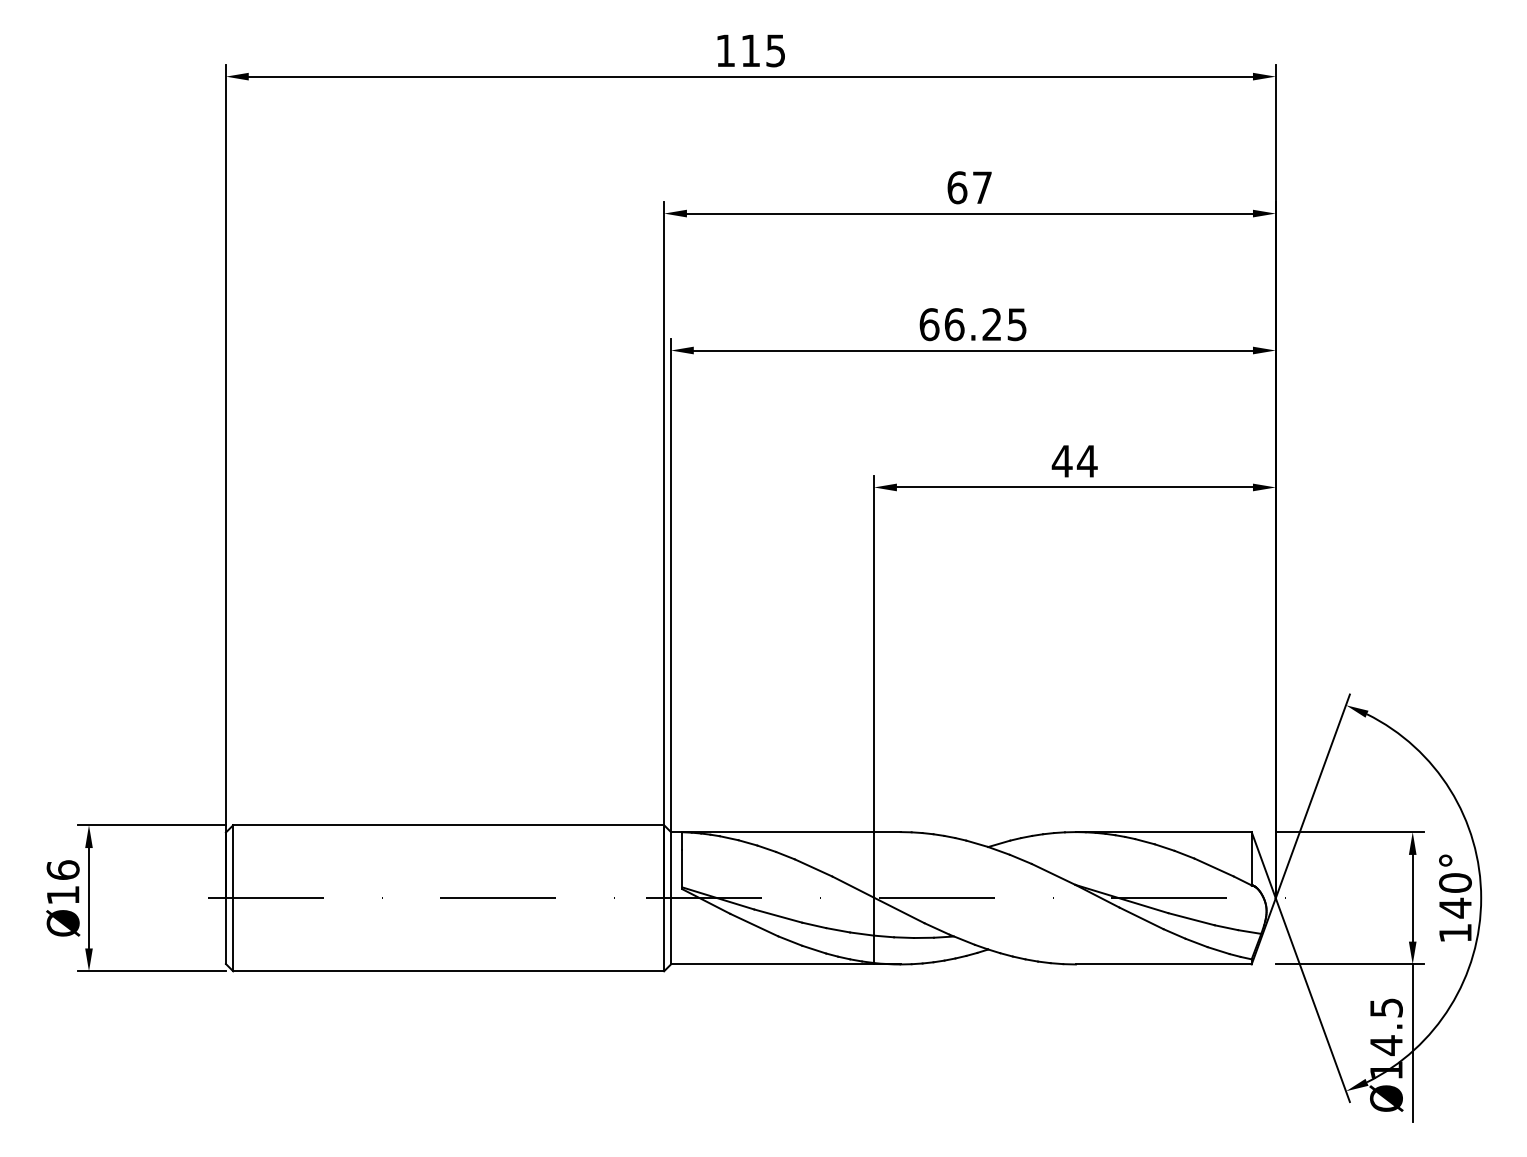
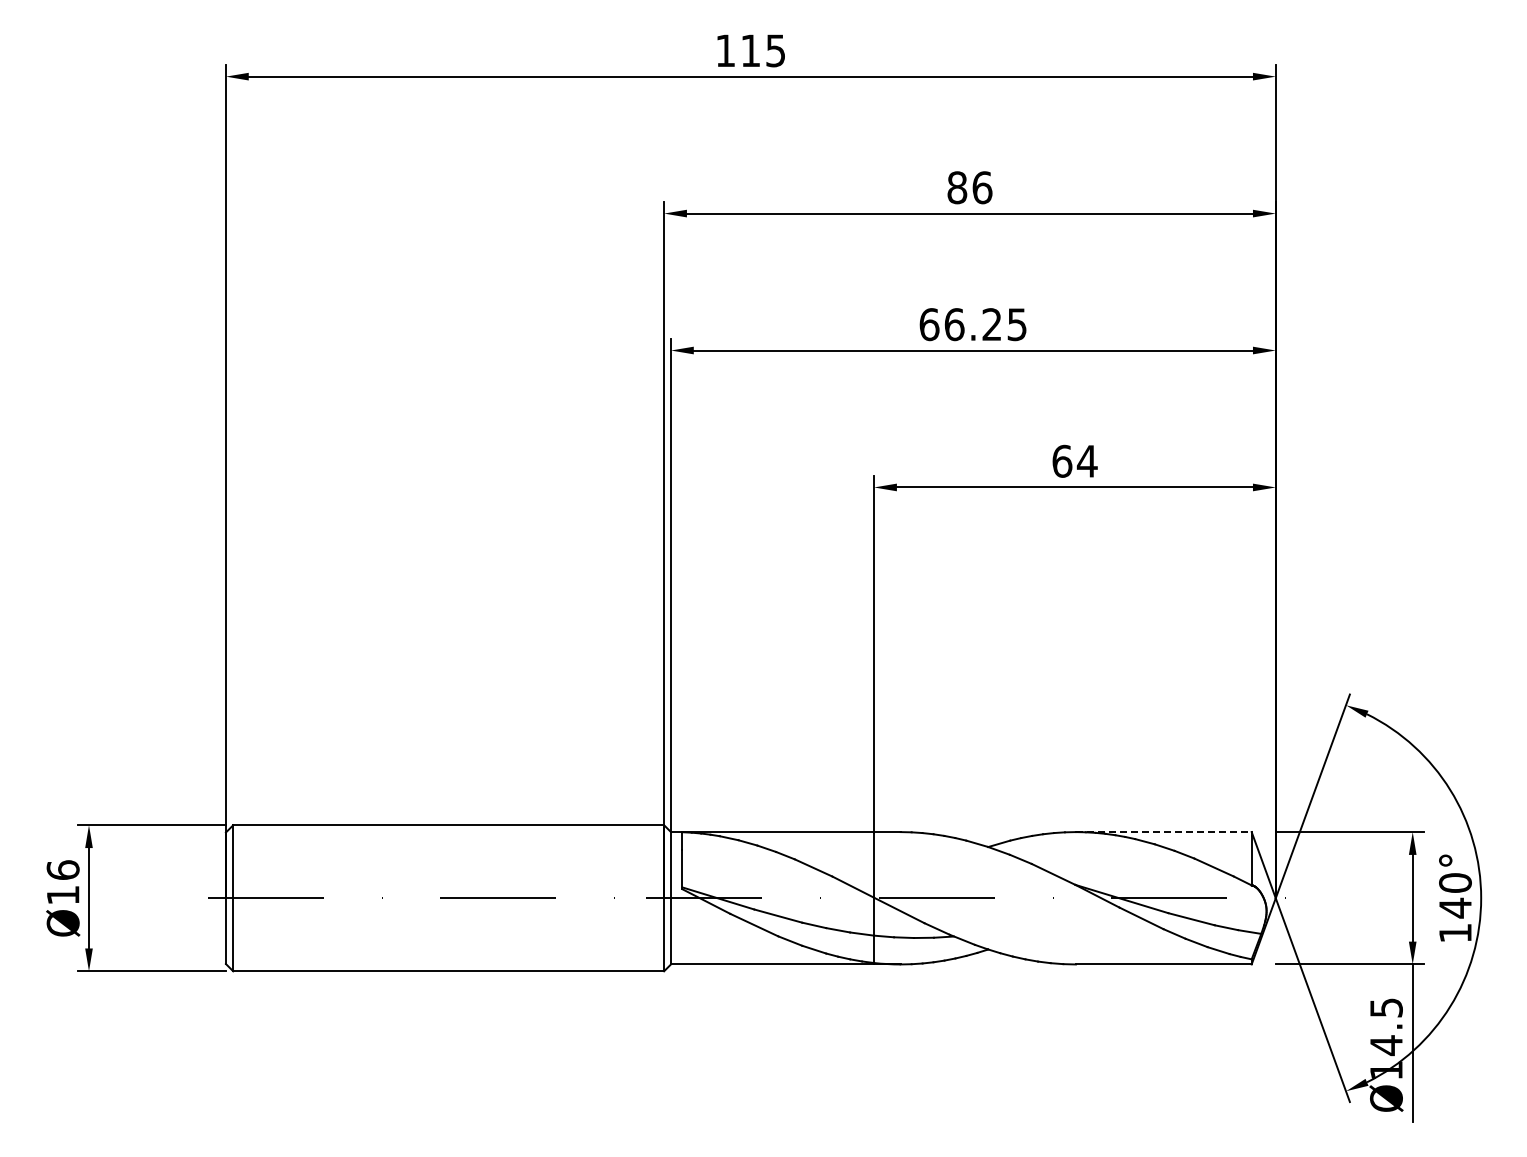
text: 67 -> 86 (969, 187)
text: 44 -> 64 (1061, 460)
line: solid -> dashed (1163, 832)
